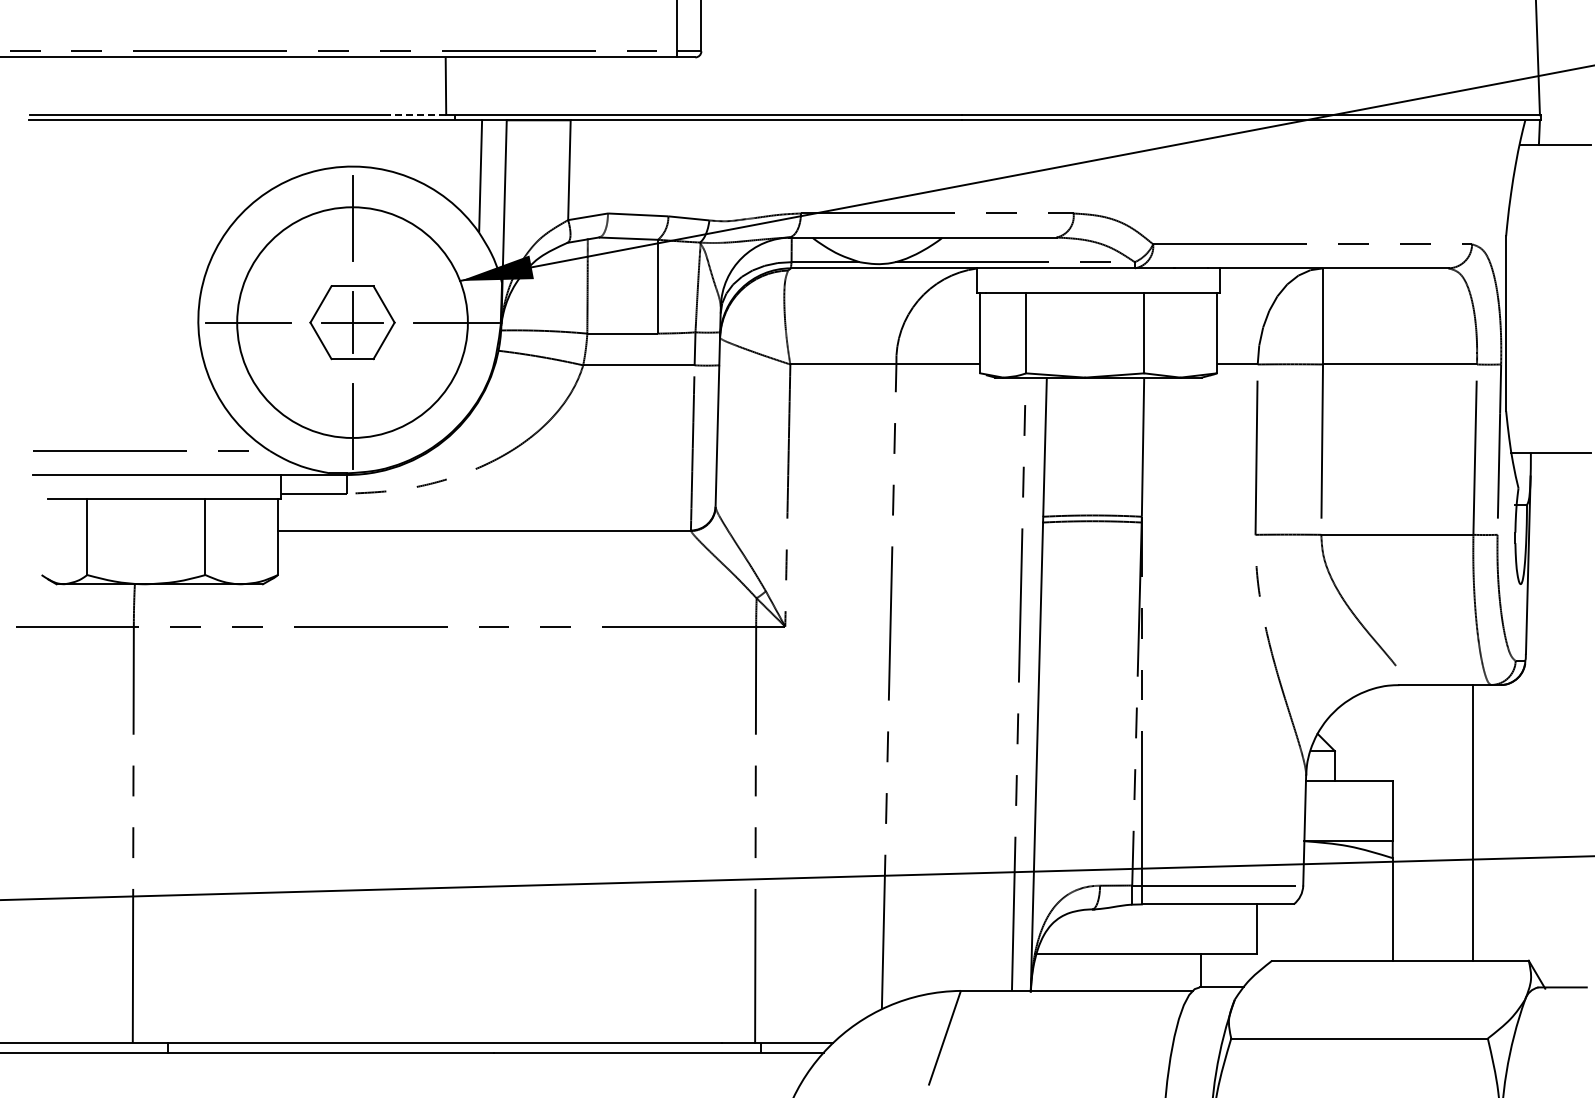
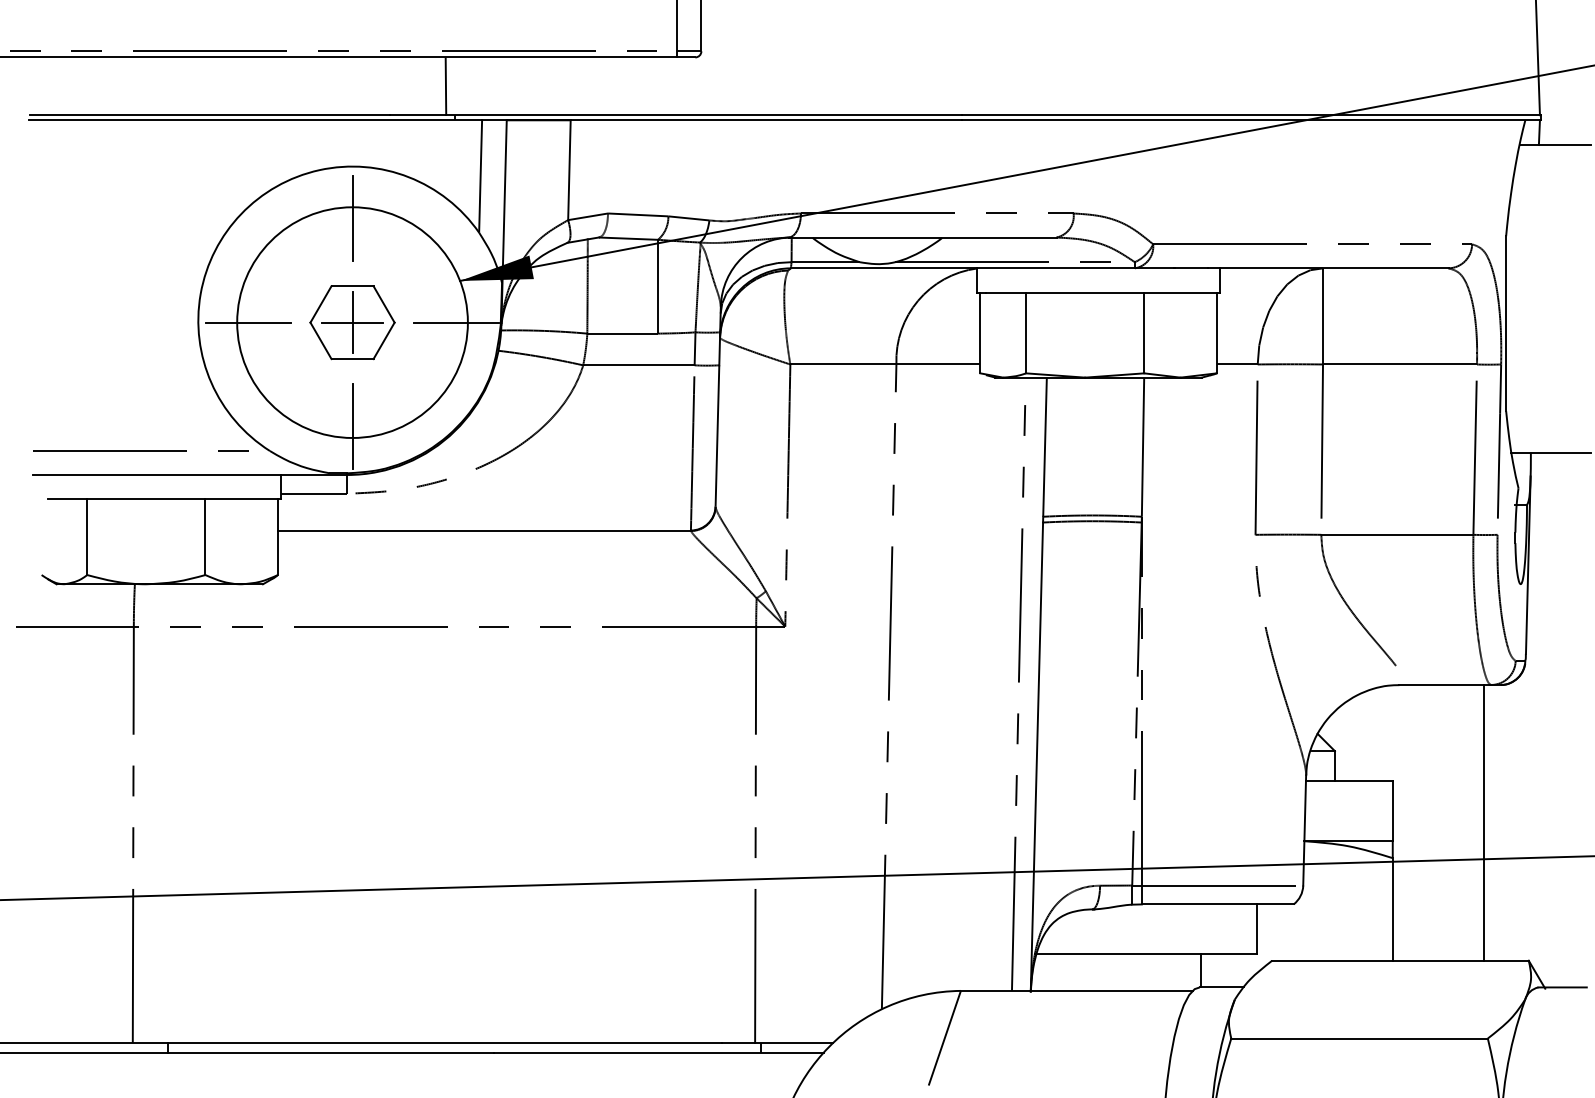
line: dashed -> solid (417, 115)
line position: (1473, 822) -> (1484, 822) (1484, 822)
